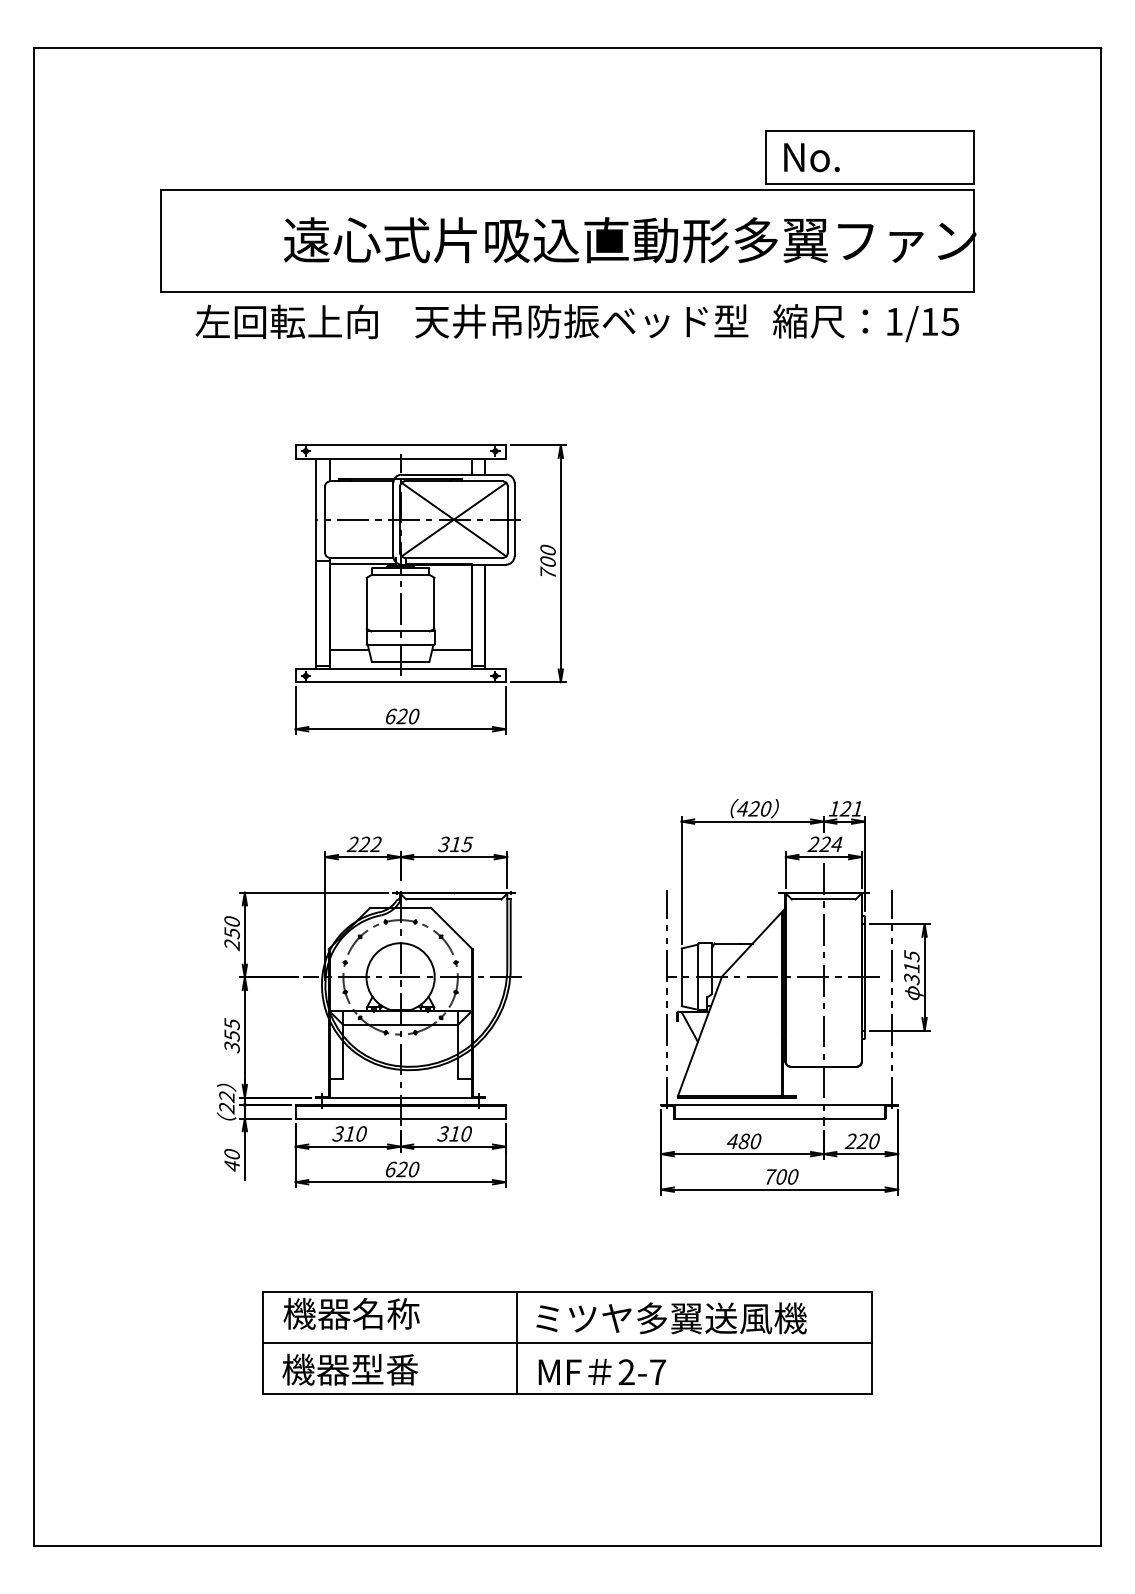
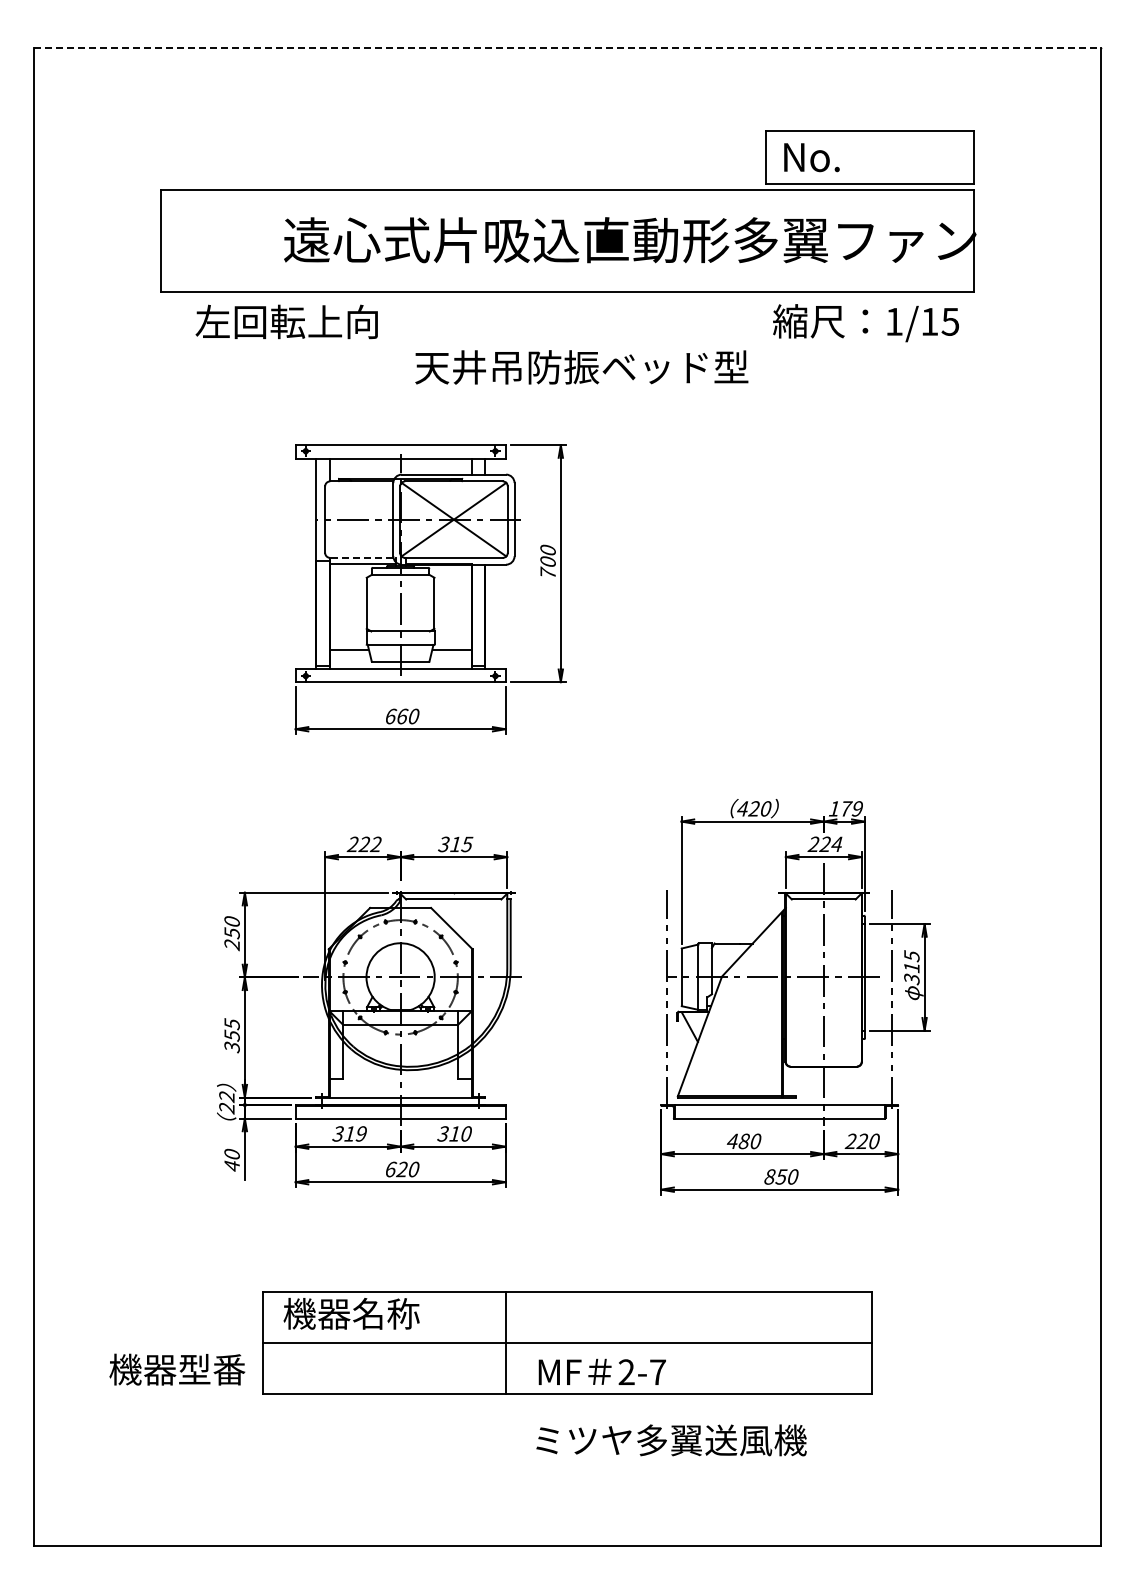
line: solid -> dashed (567, 47)
text position: (581, 321) -> (581, 367) (581, 367)
line: solid -> dashed (361, 557)
text: 620 -> 660 (402, 716)
text: 121 -> 179 (850, 808)
text: 310 -> 319 (360, 1133)
text: 700 -> 850 (775, 1176)
text position: (671, 1318) -> (671, 1440) (671, 1440)
line position: (516, 1342) -> (505, 1342) (505, 1342)
text position: (350, 1369) -> (177, 1369) (177, 1369)
